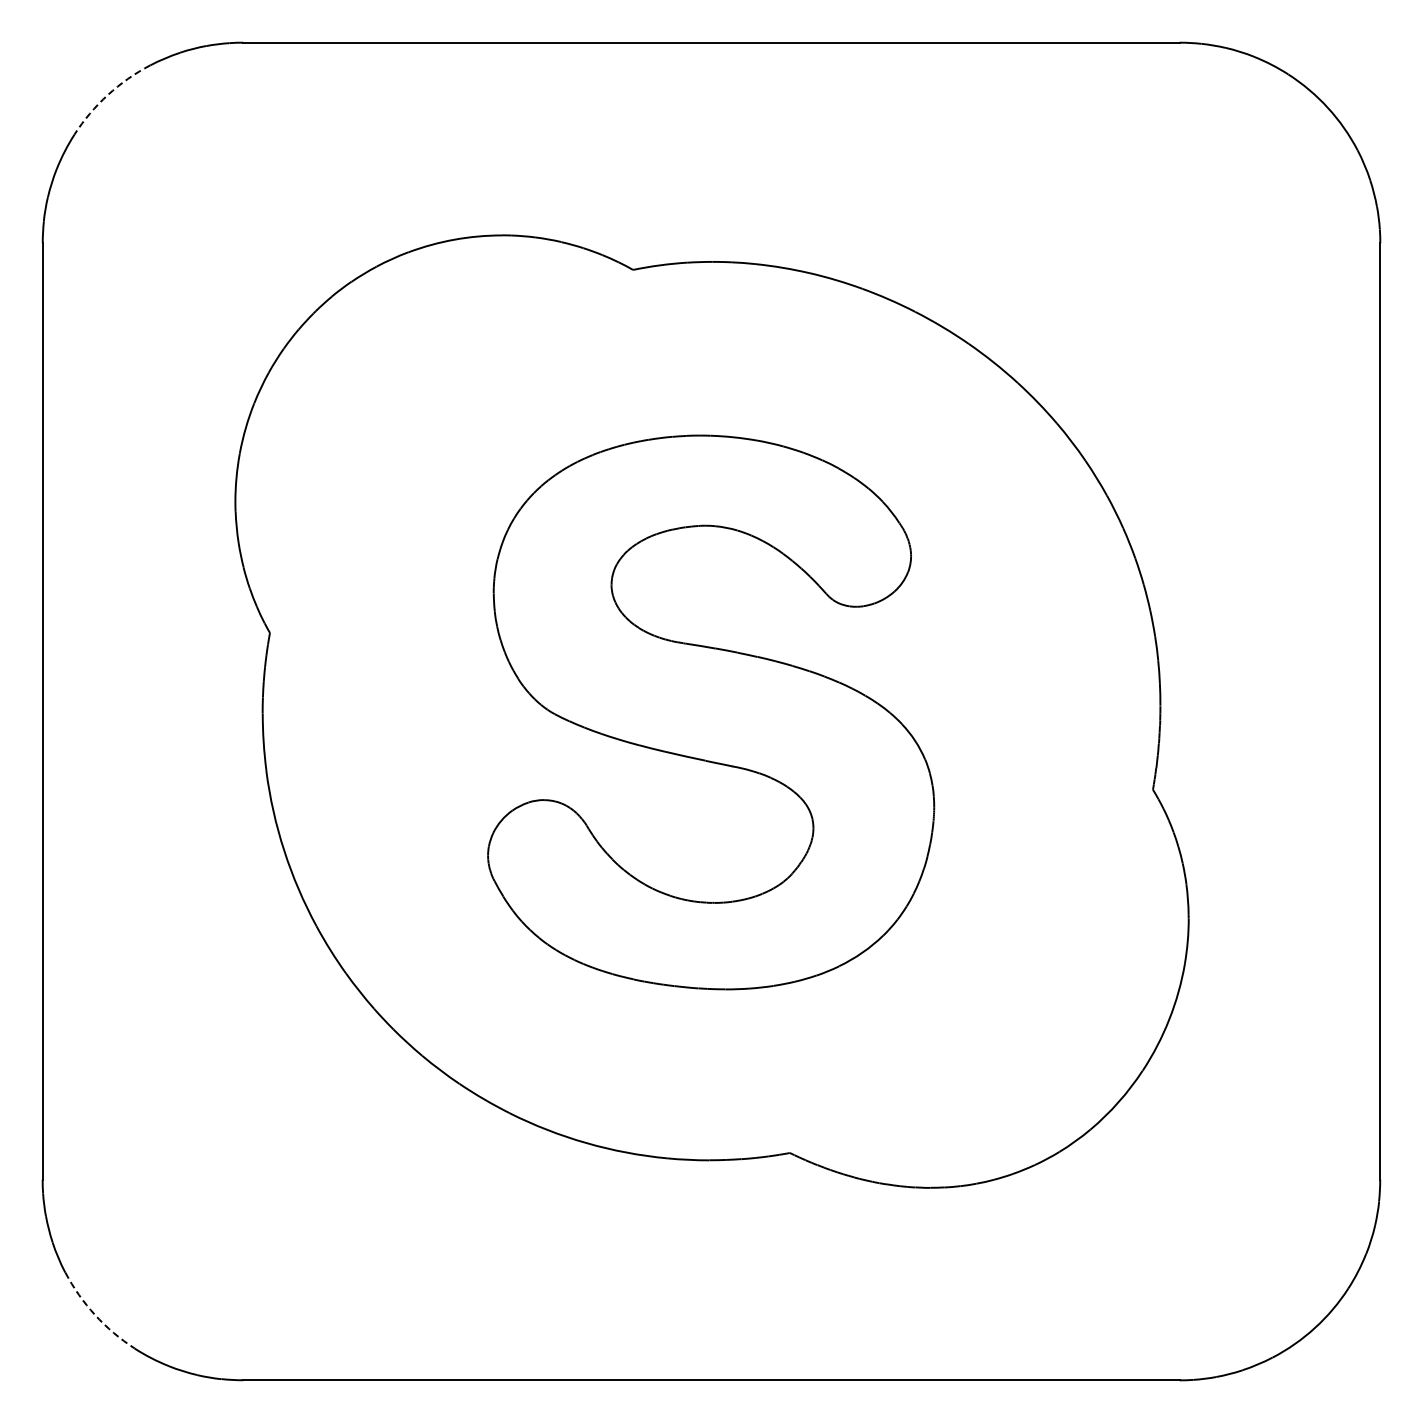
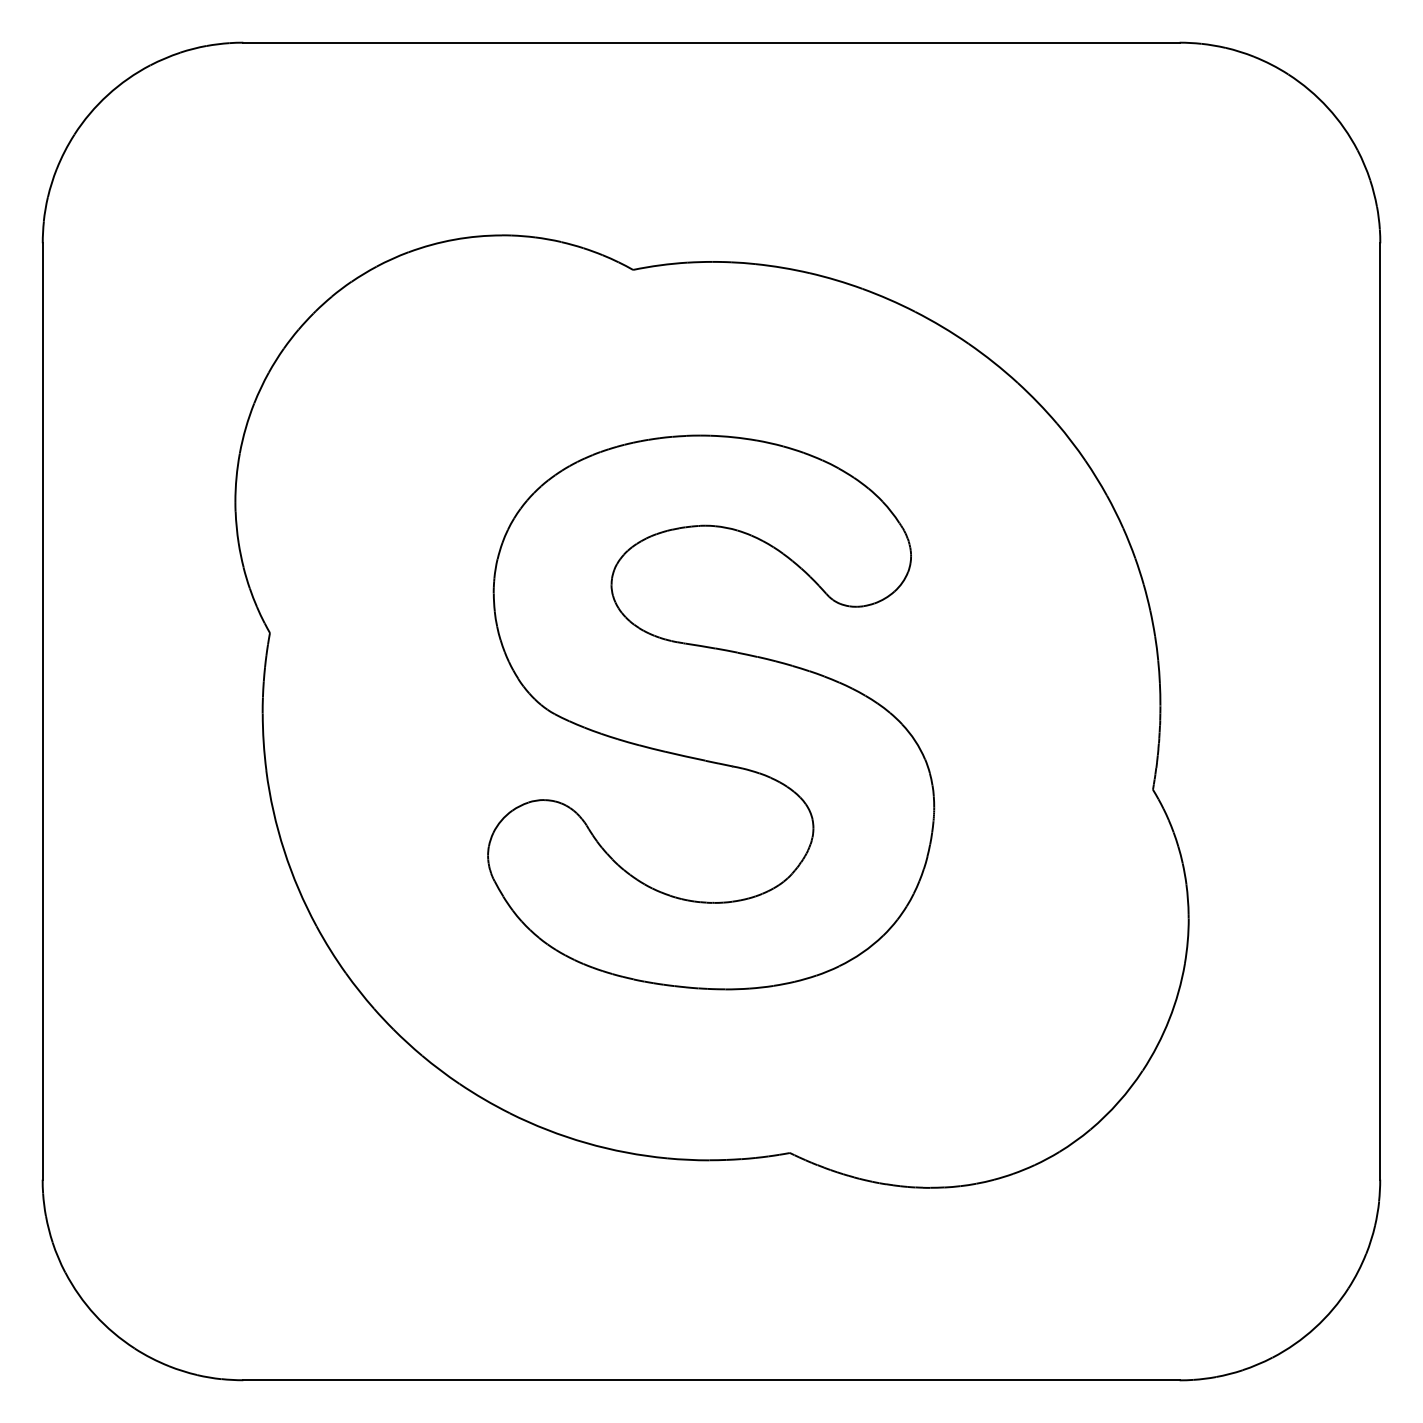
arc: dashed -> solid (107, 95)
arc: dashed -> solid (95, 1315)
